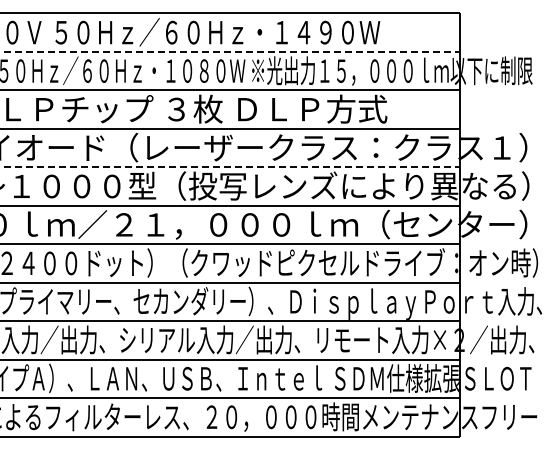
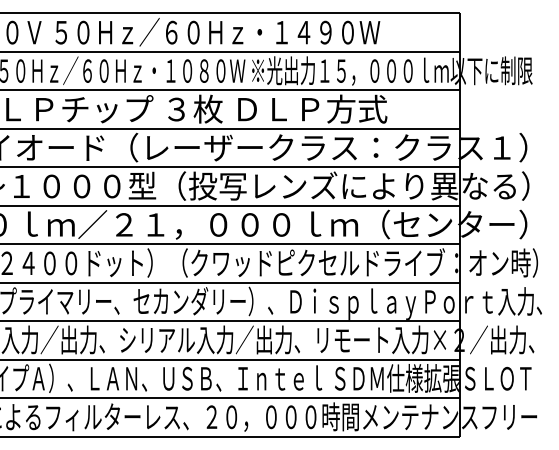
line: dashed -> solid (229, 51)
line: dashed -> solid (229, 167)
